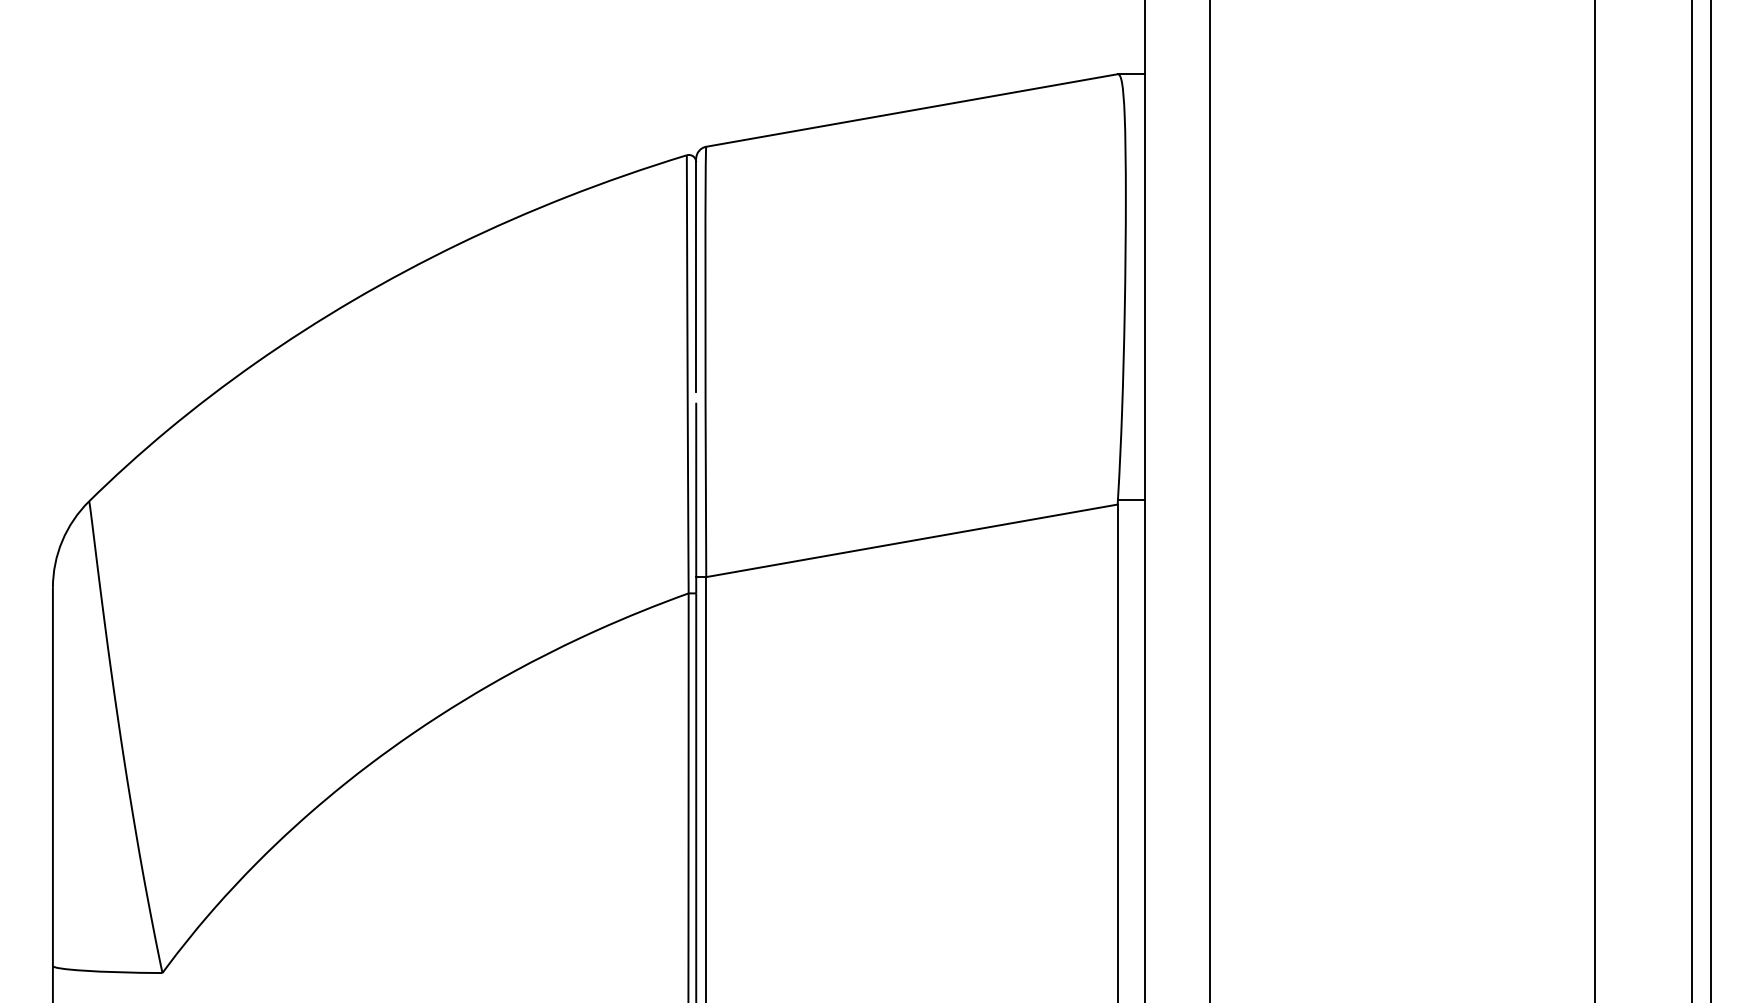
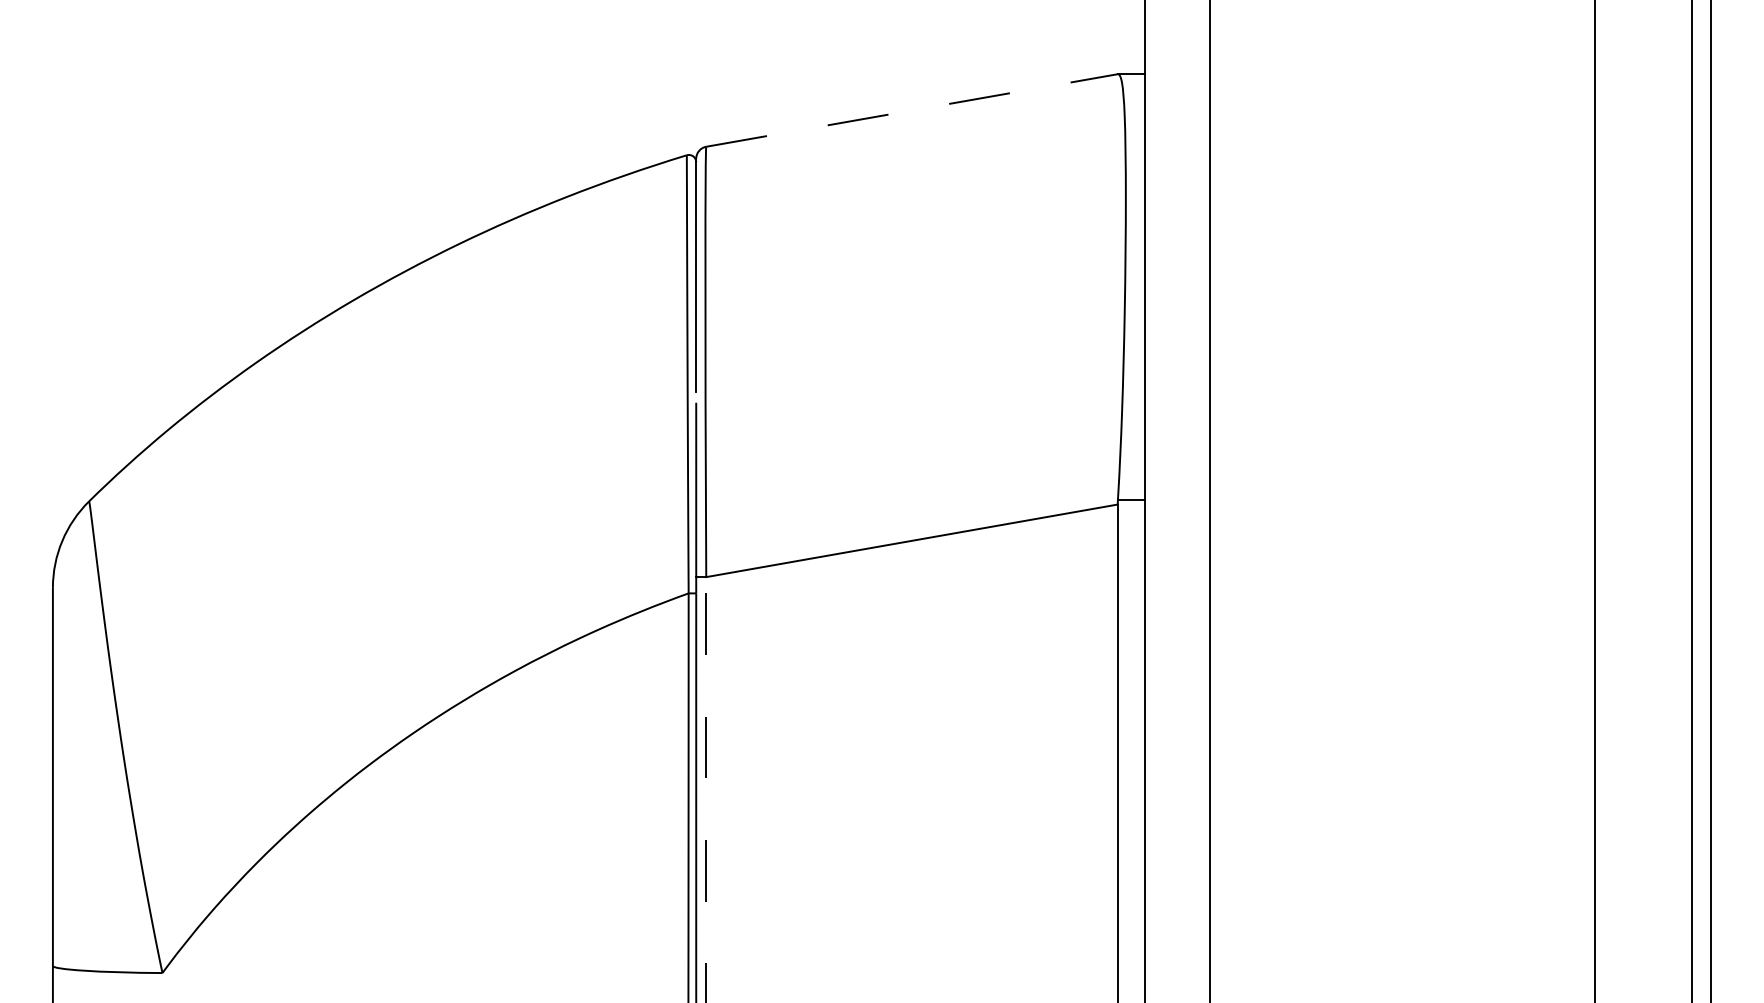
line: solid -> dashed (912, 110)
line: solid -> dashed (706, 789)
